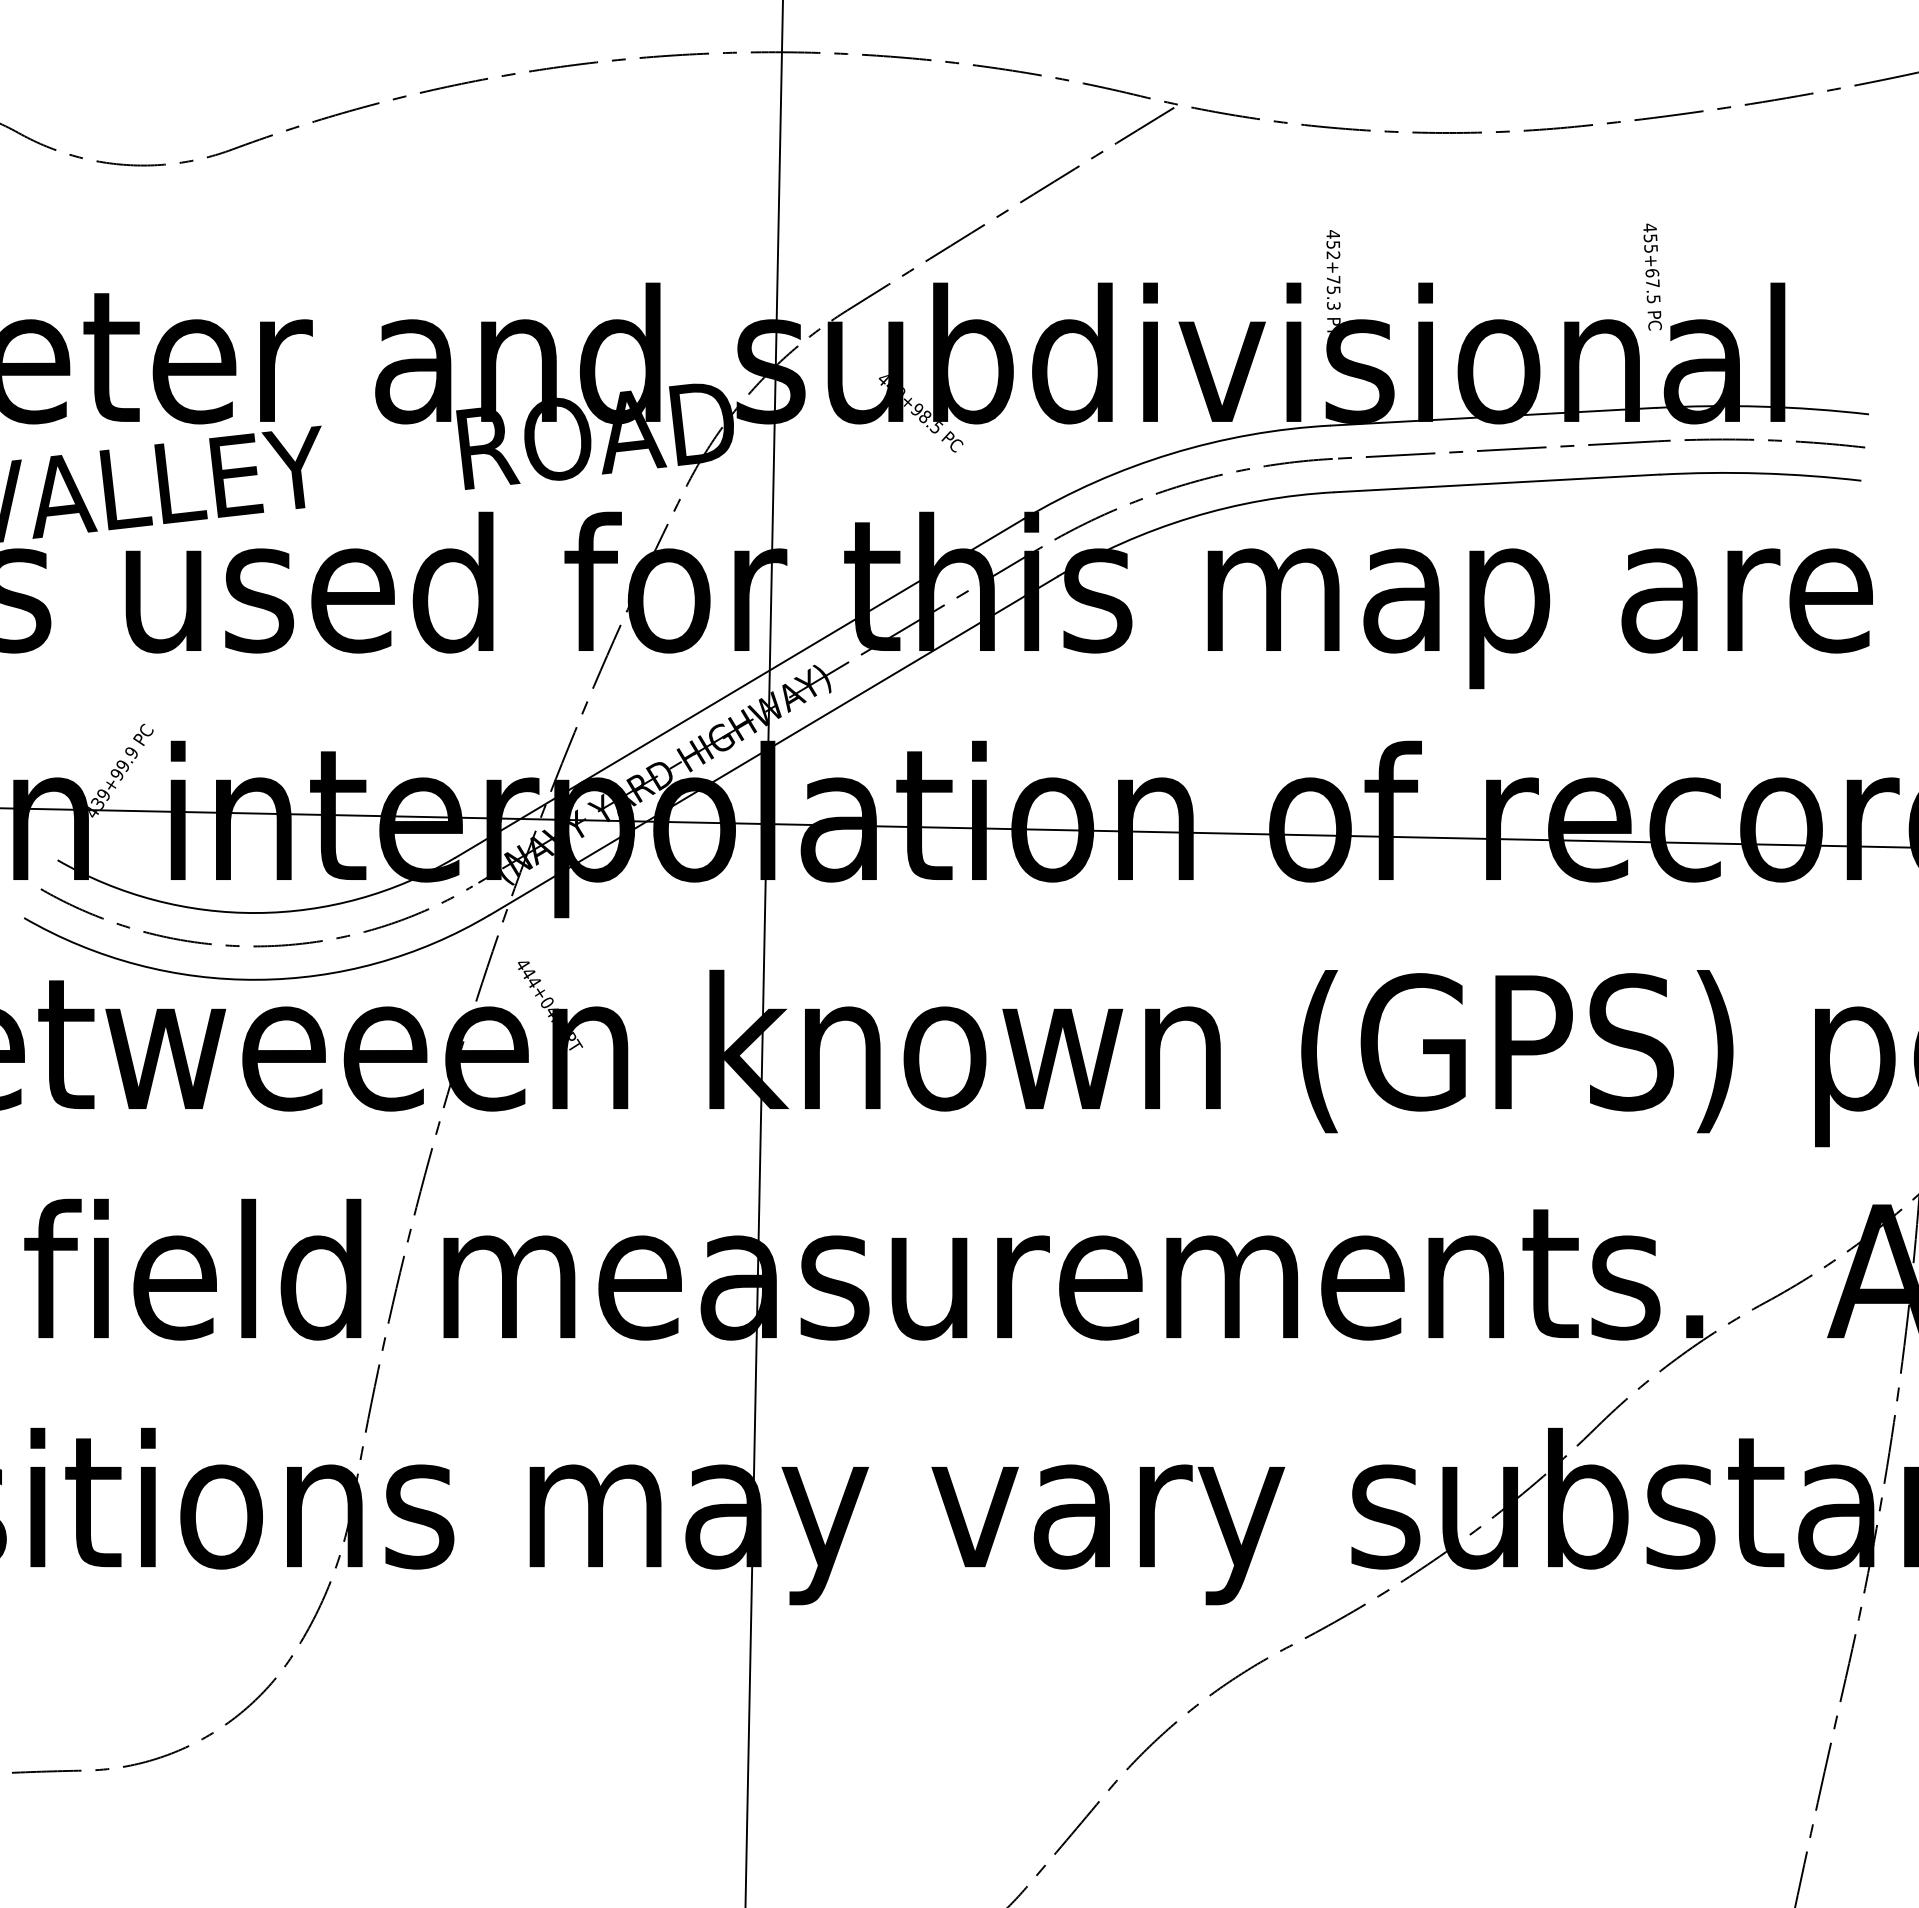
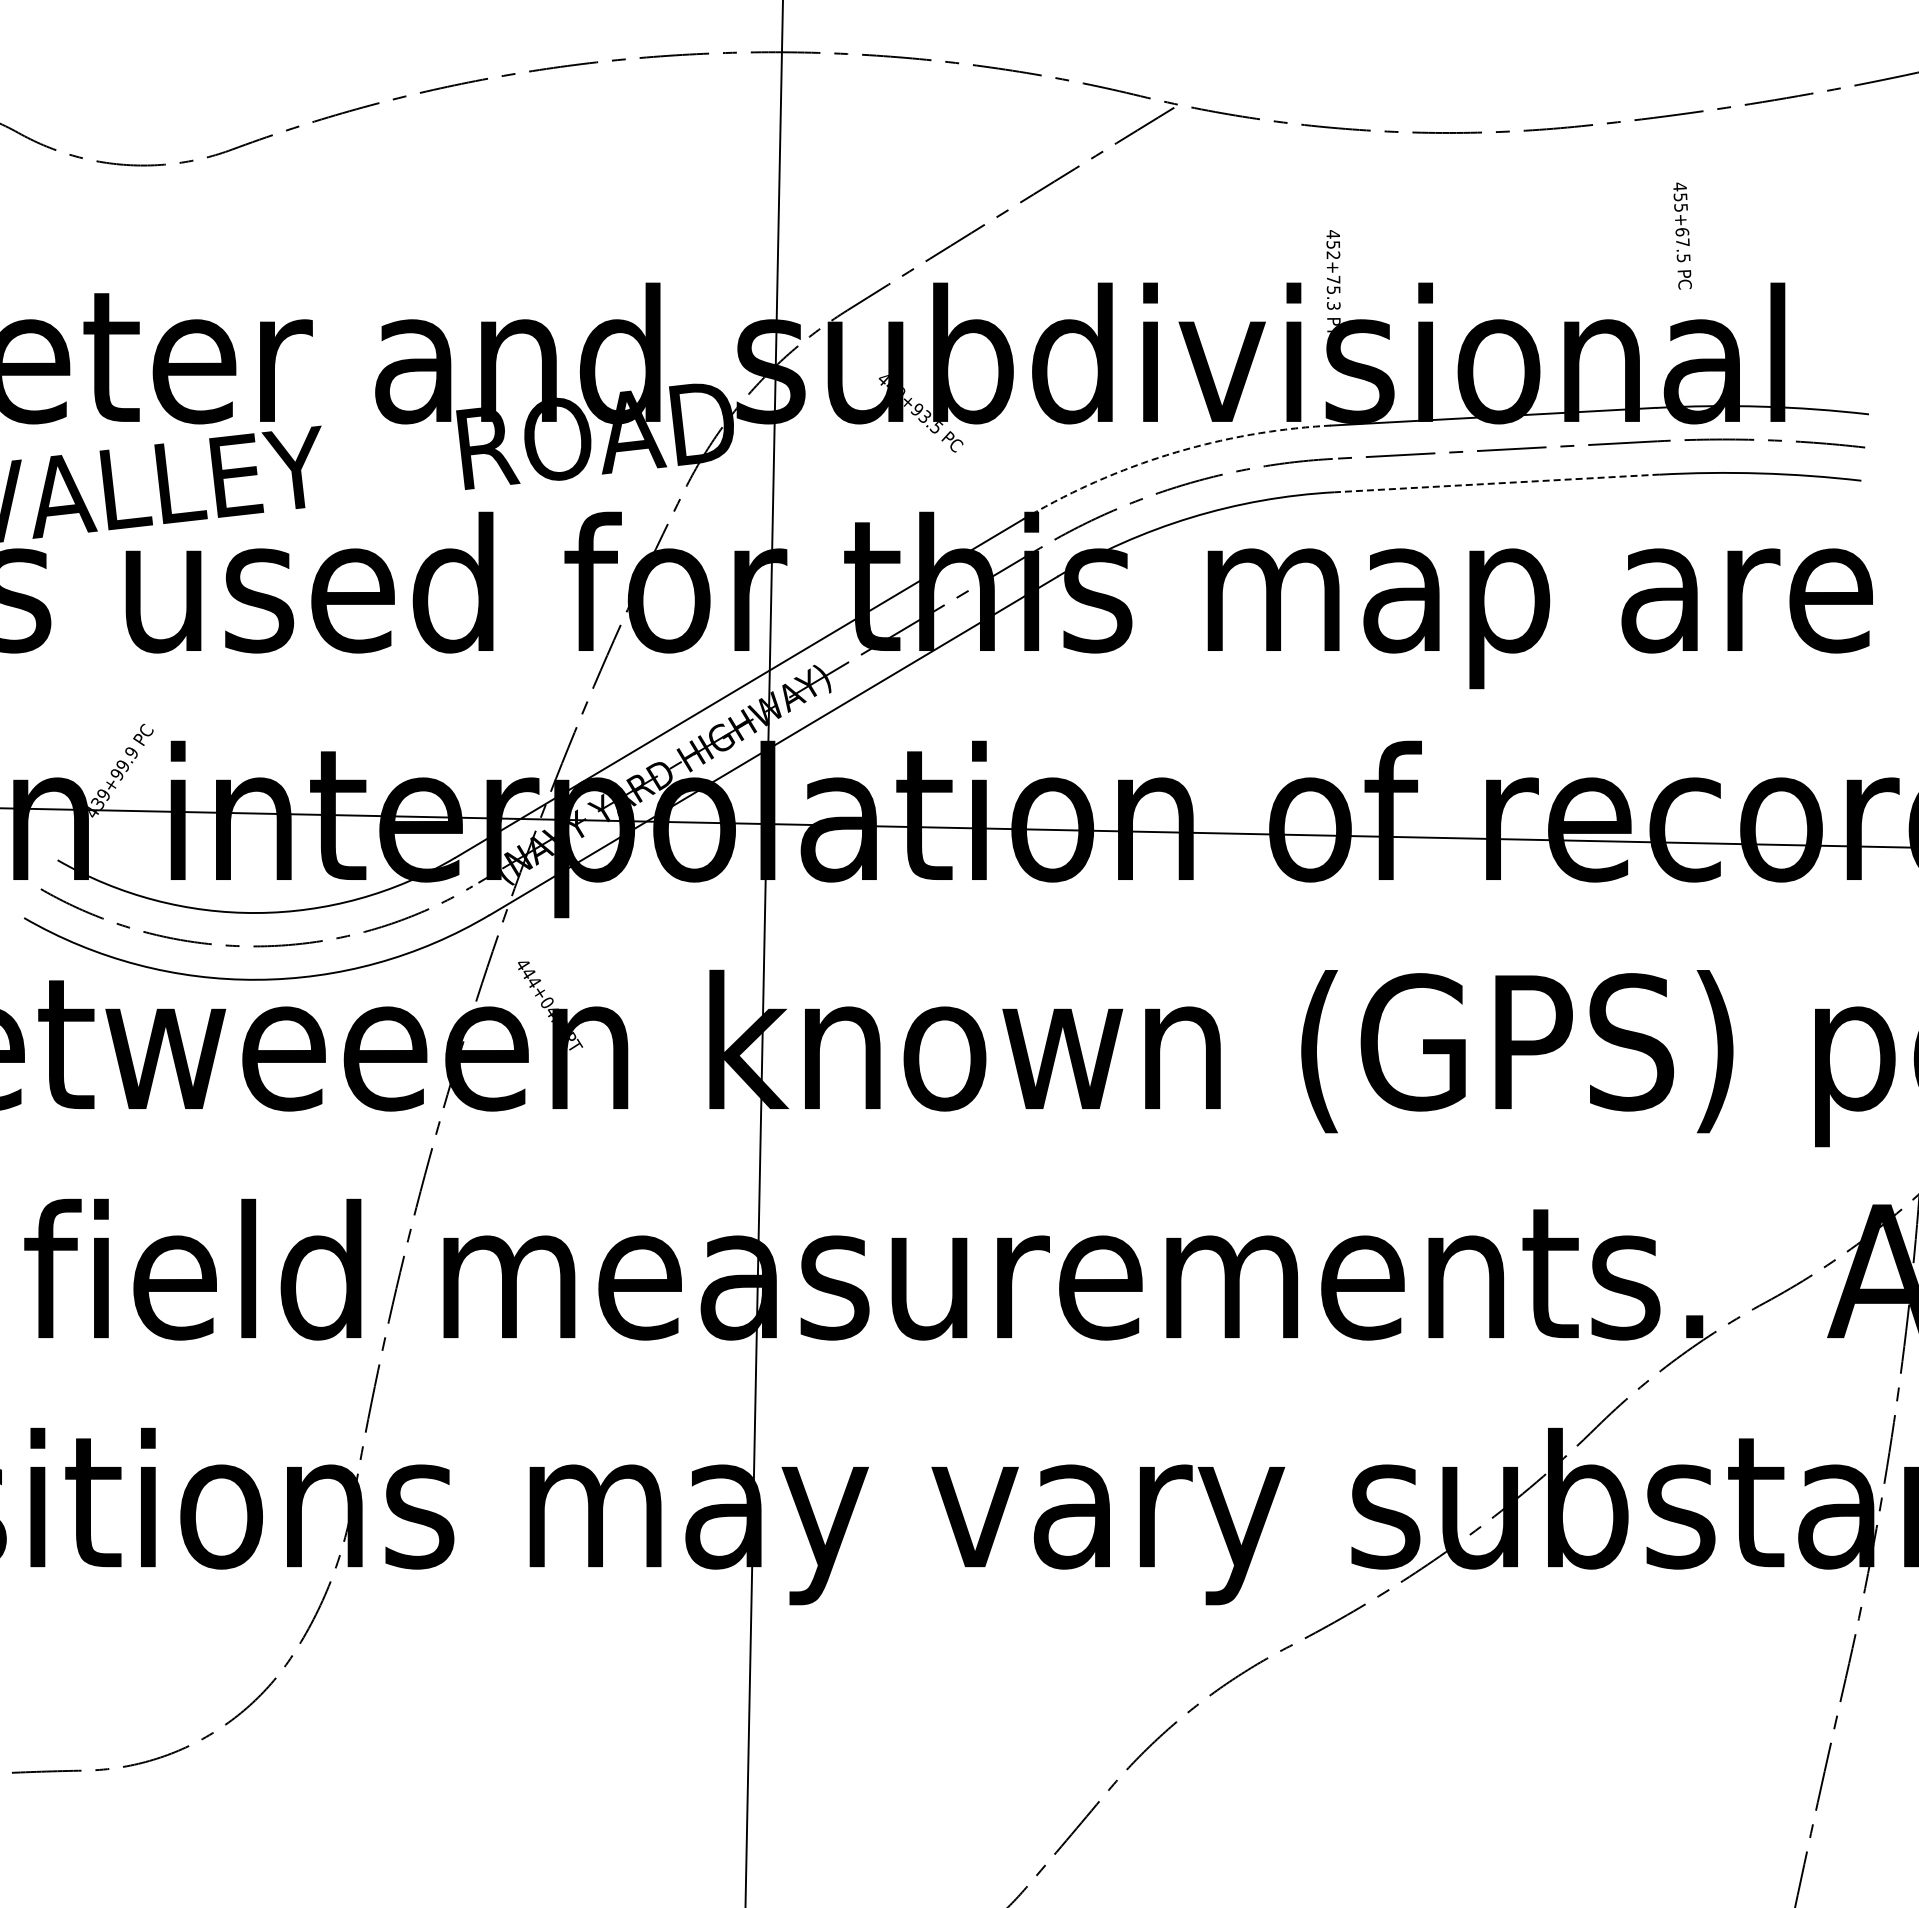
text position: (1652, 276) -> (1682, 235) (1682, 235)
text: 449+98.5 -> 449+93.5 (924, 416)
arc: solid -> dashed (1171, 453)
line: solid -> dashed (1497, 483)
